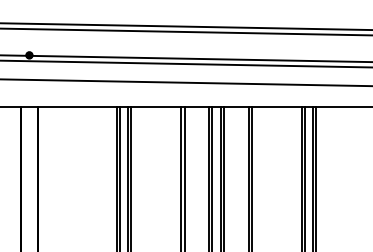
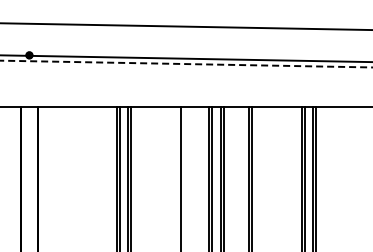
line: present -> none (185, 31)
line: solid -> dashed (186, 64)
line: present -> none (185, 82)
line: present -> none (184, 177)
